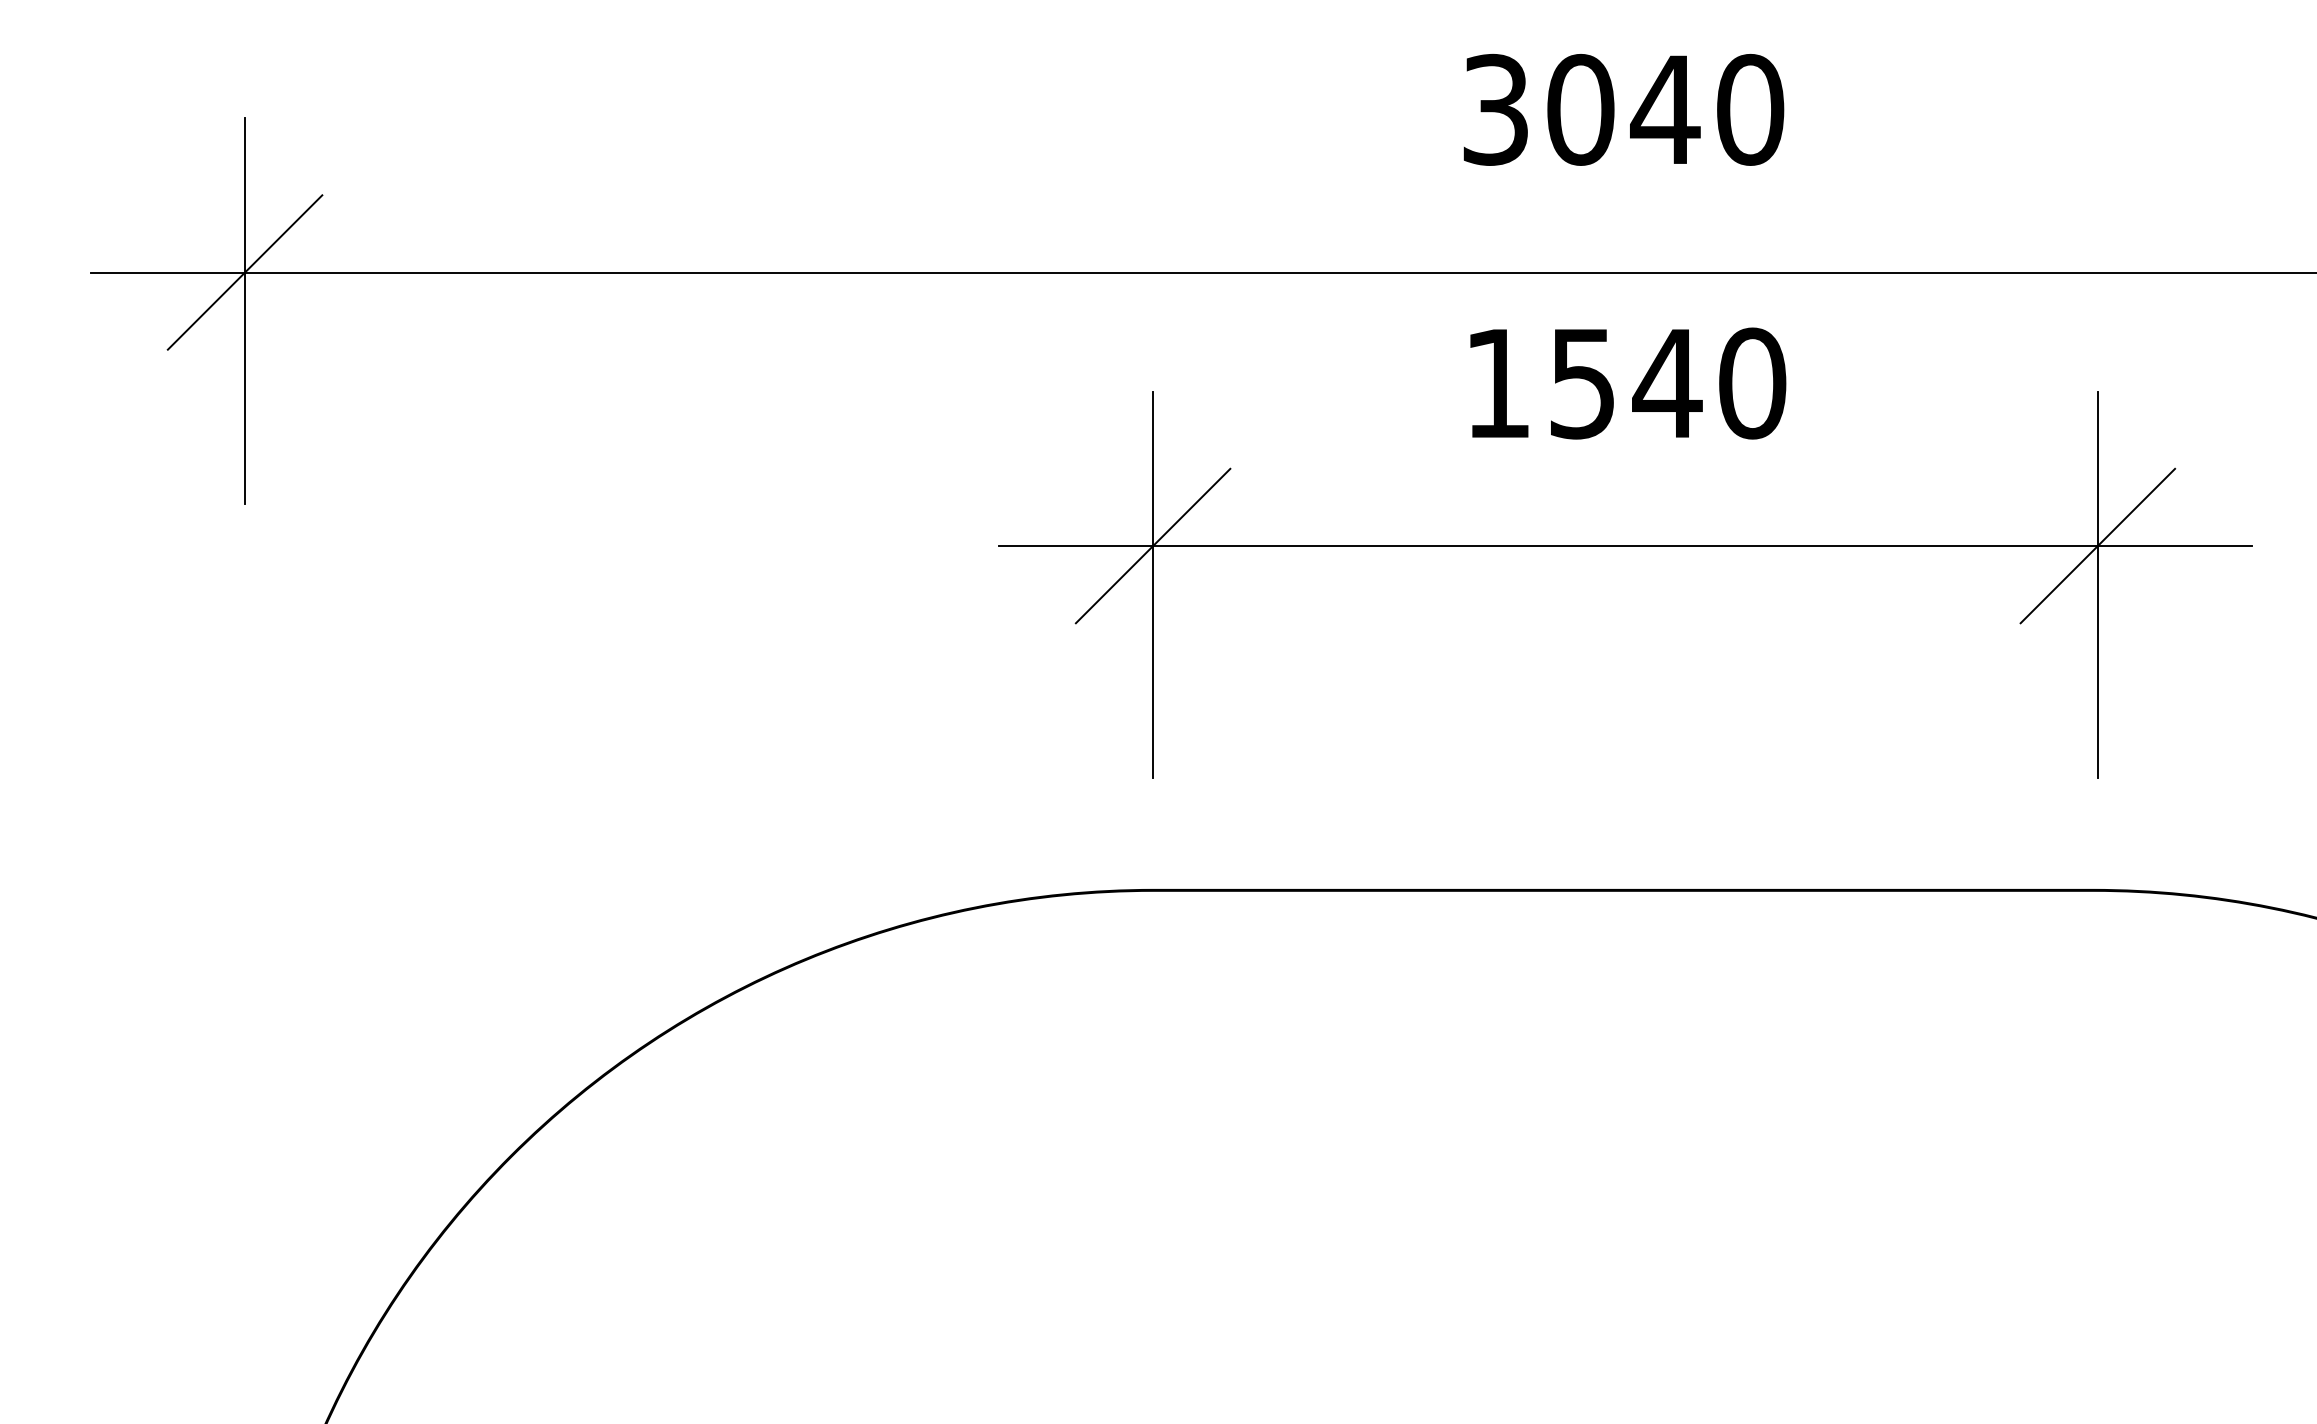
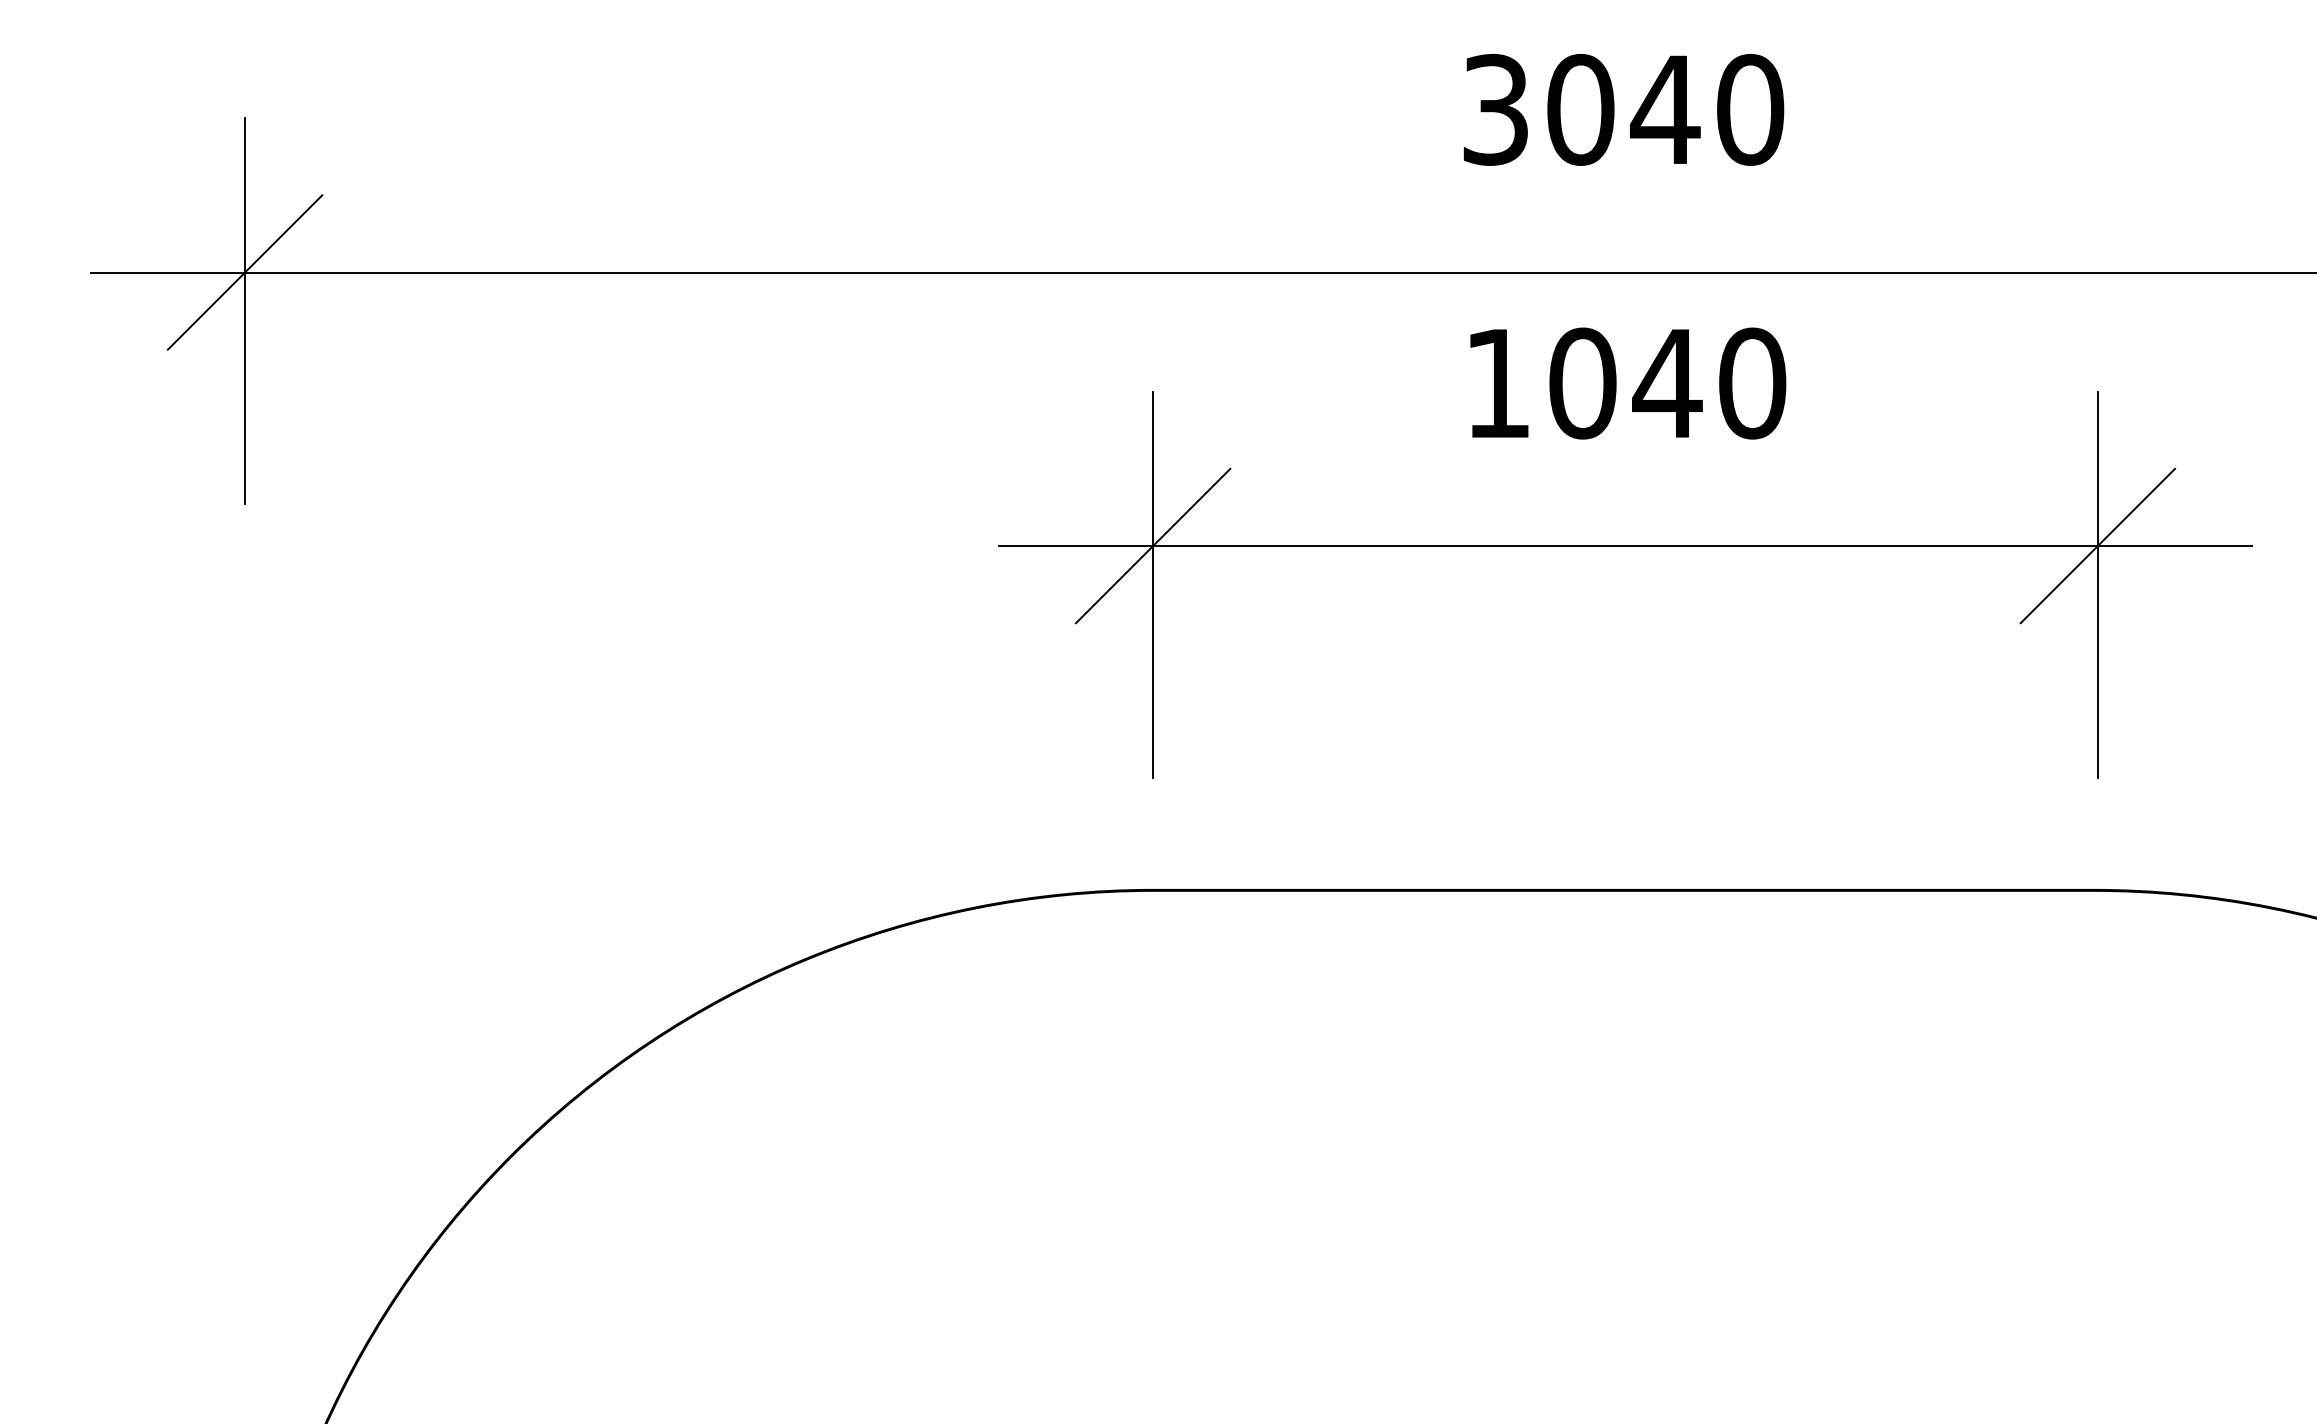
text: 1540 -> 1040 (1582, 383)
